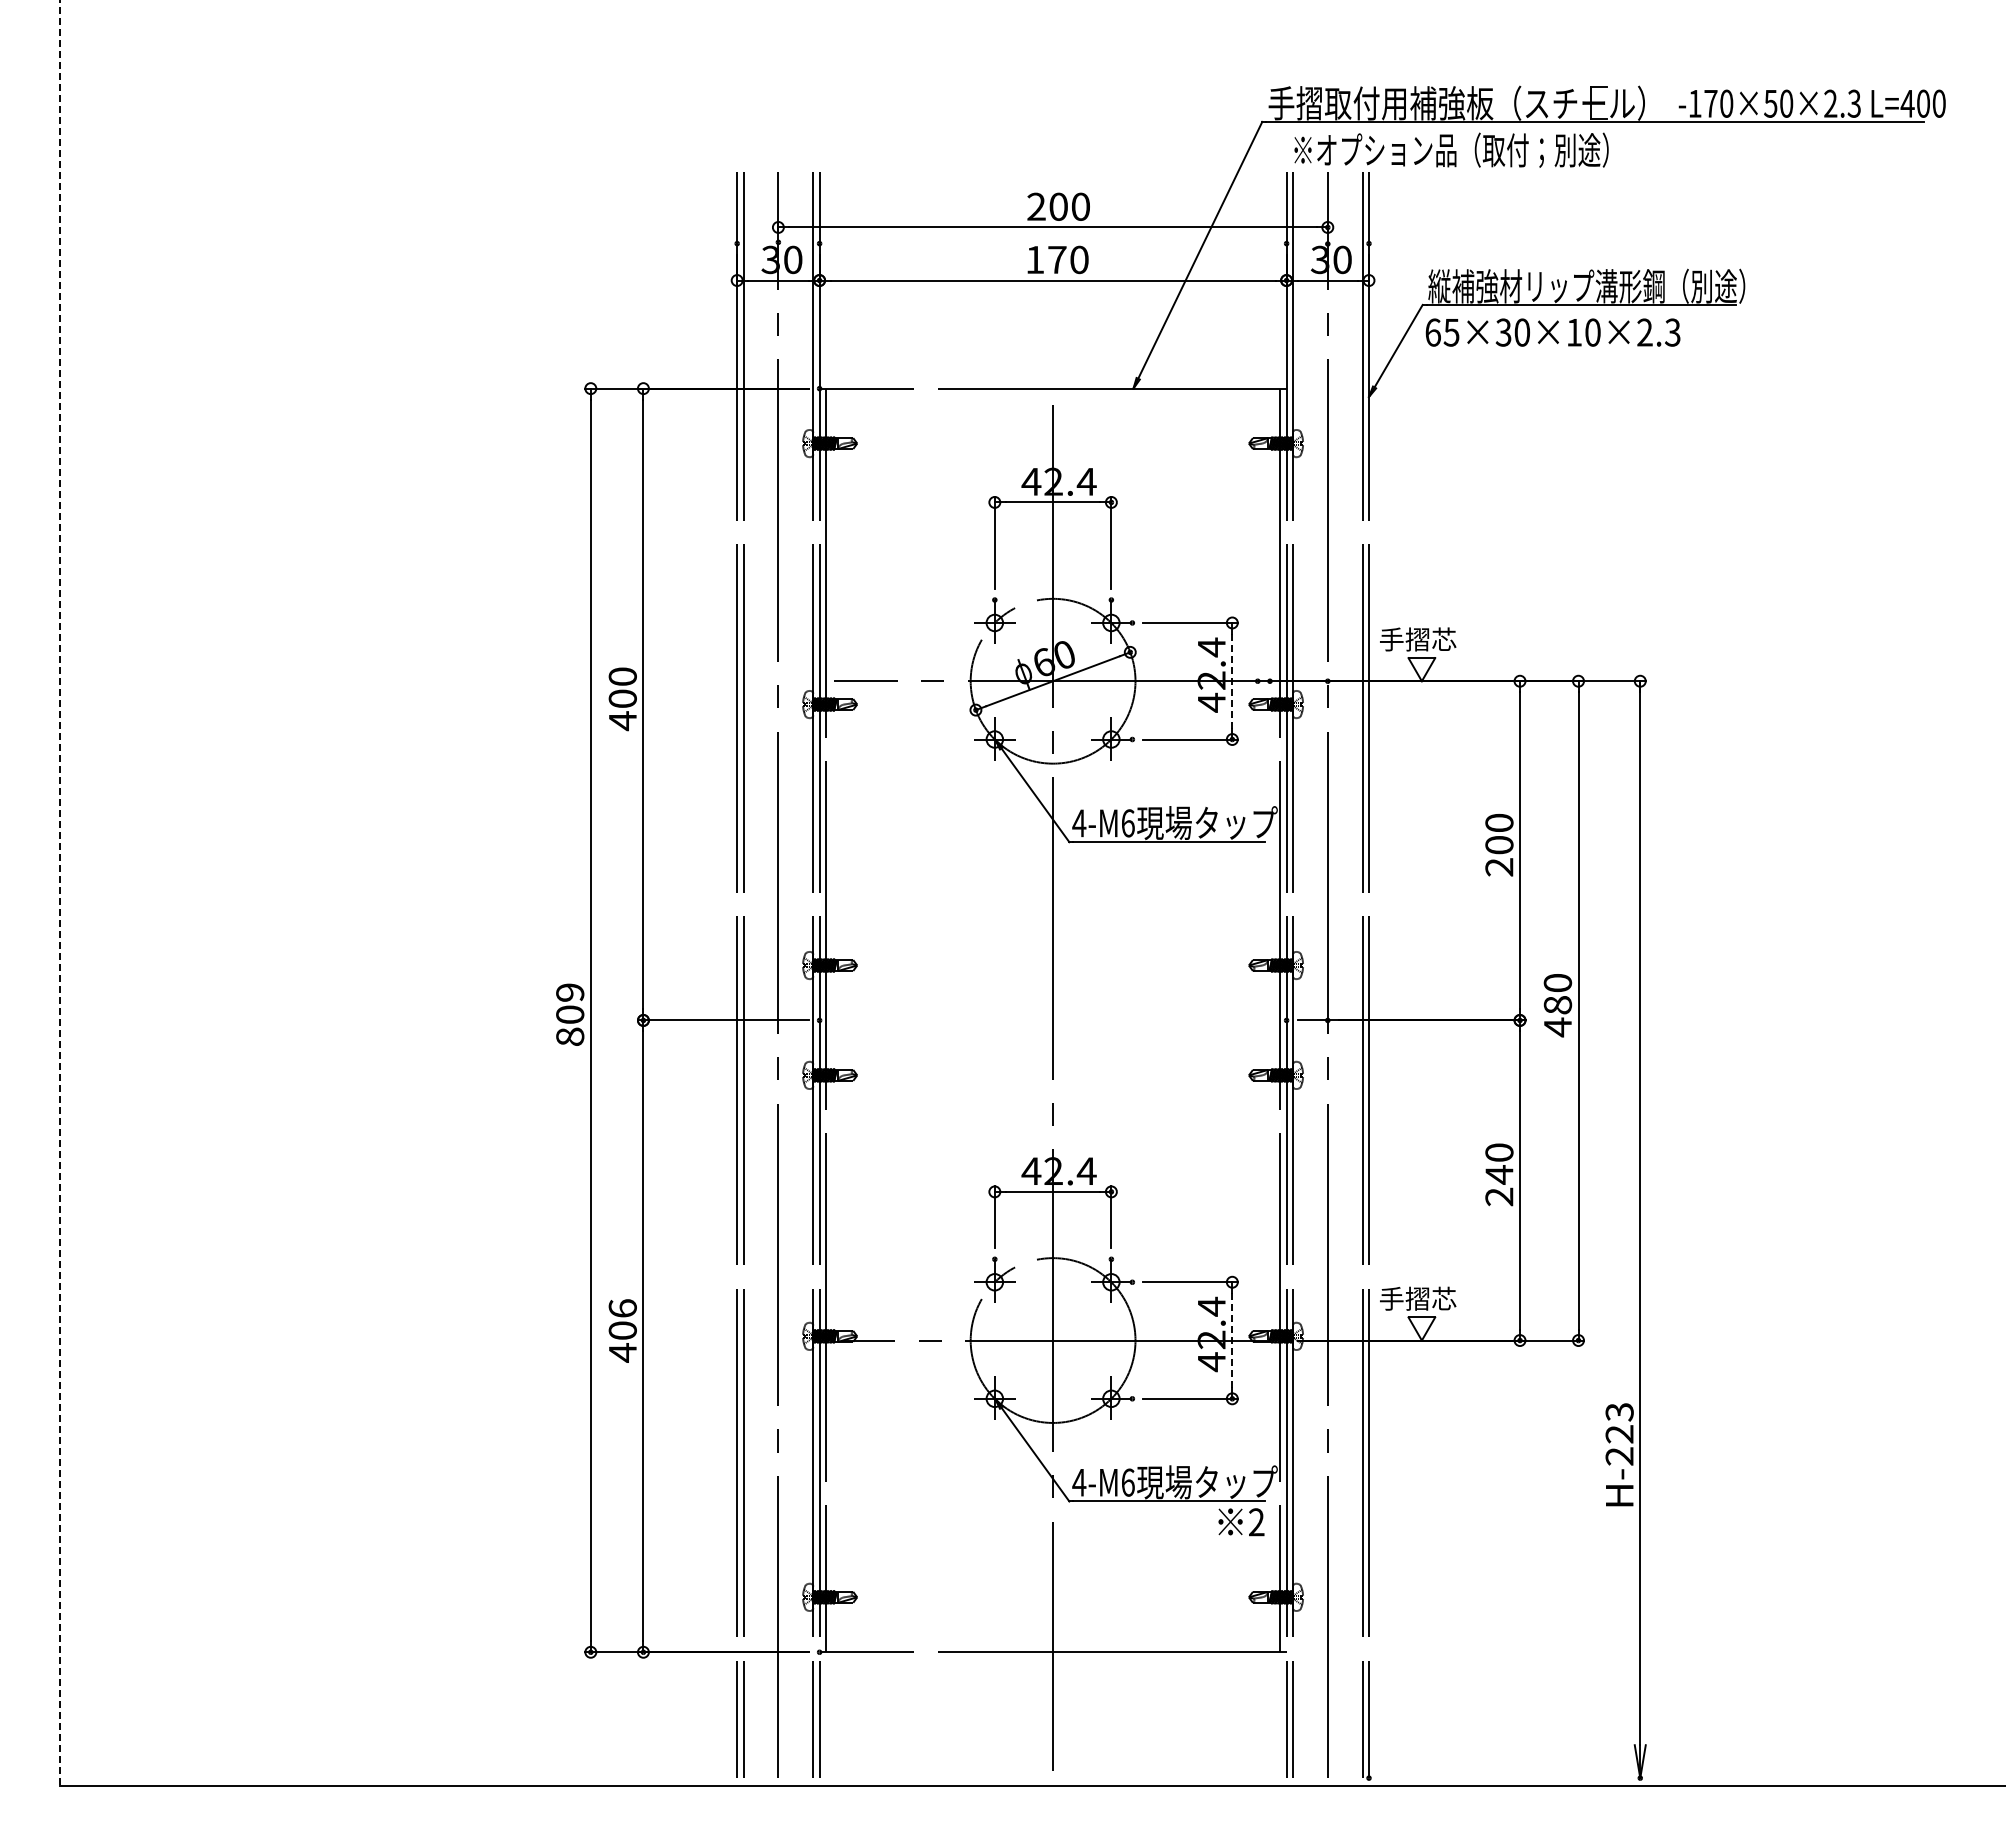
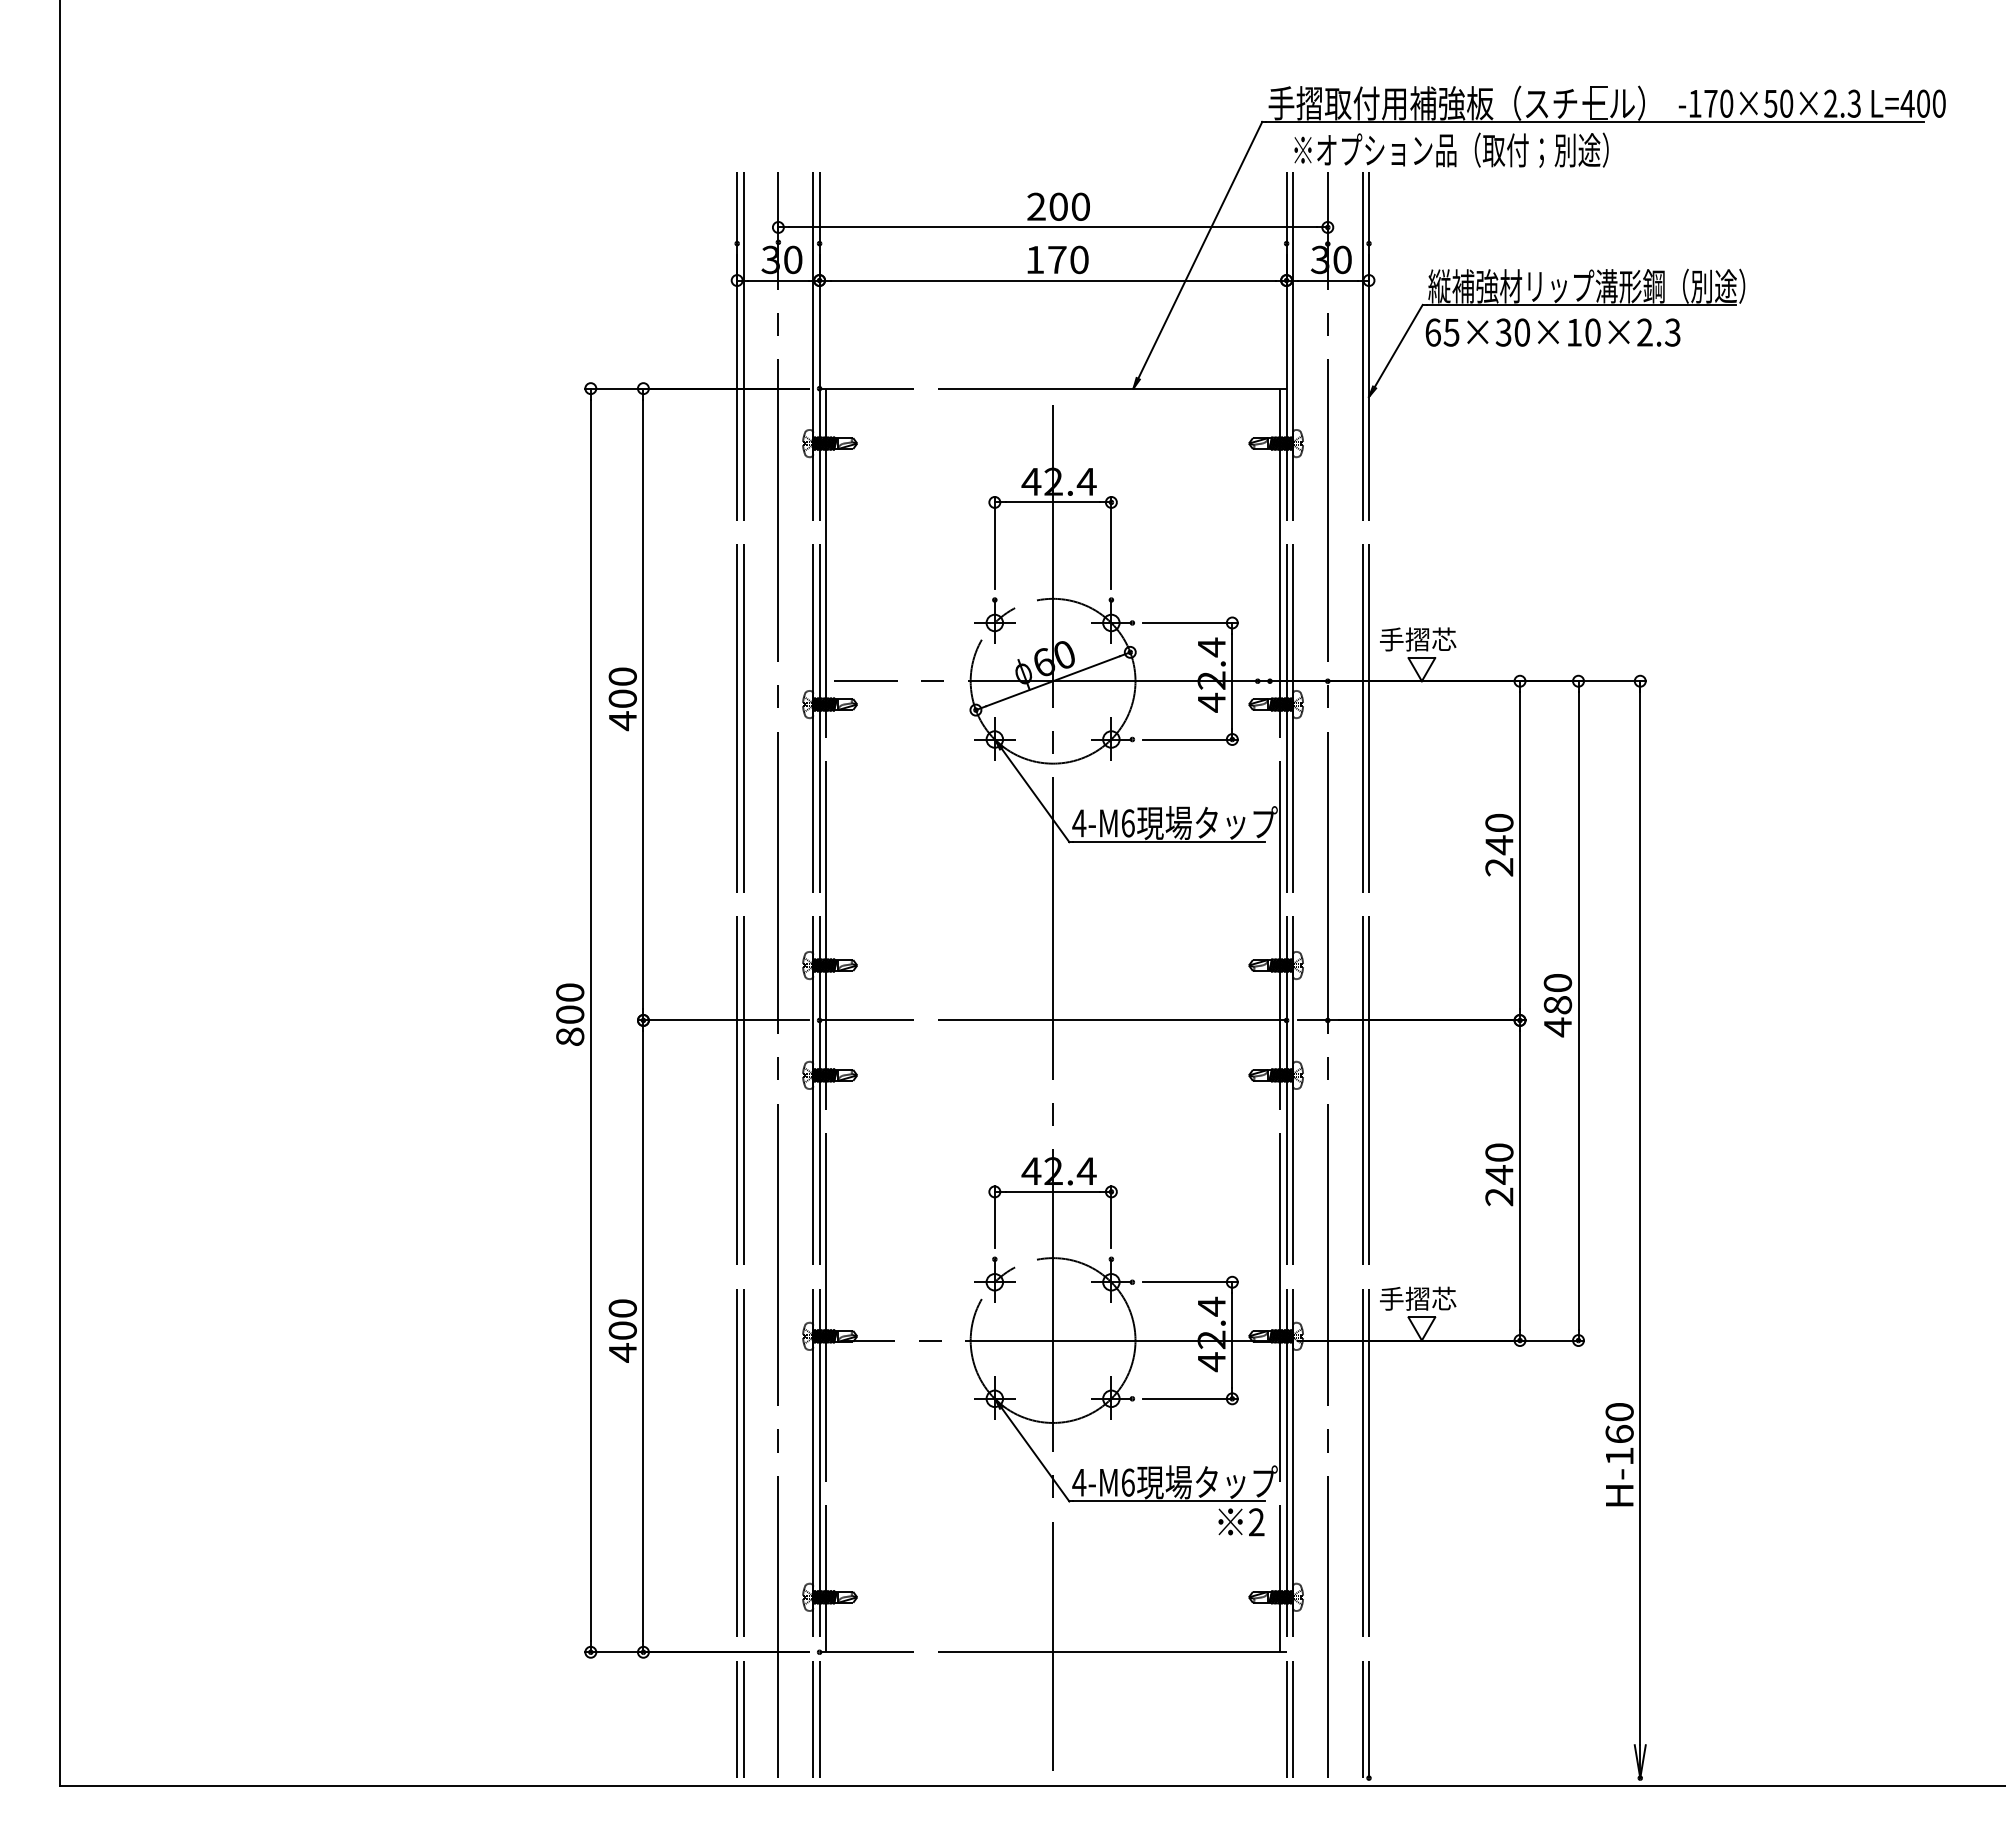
line: dashed -> solid (1232, 681)
text: 200 -> 240 (1499, 845)
line: dashed -> solid (60, 893)
text: 809 -> 800 (570, 992)
line: none -> present (1052, 1020)
text: 406 -> 400 (622, 1308)
line: dashed -> solid (1232, 1341)
text: H-223 -> H-160 (1619, 1434)
